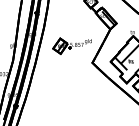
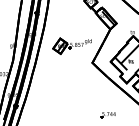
part: none -> present (107, 115)
